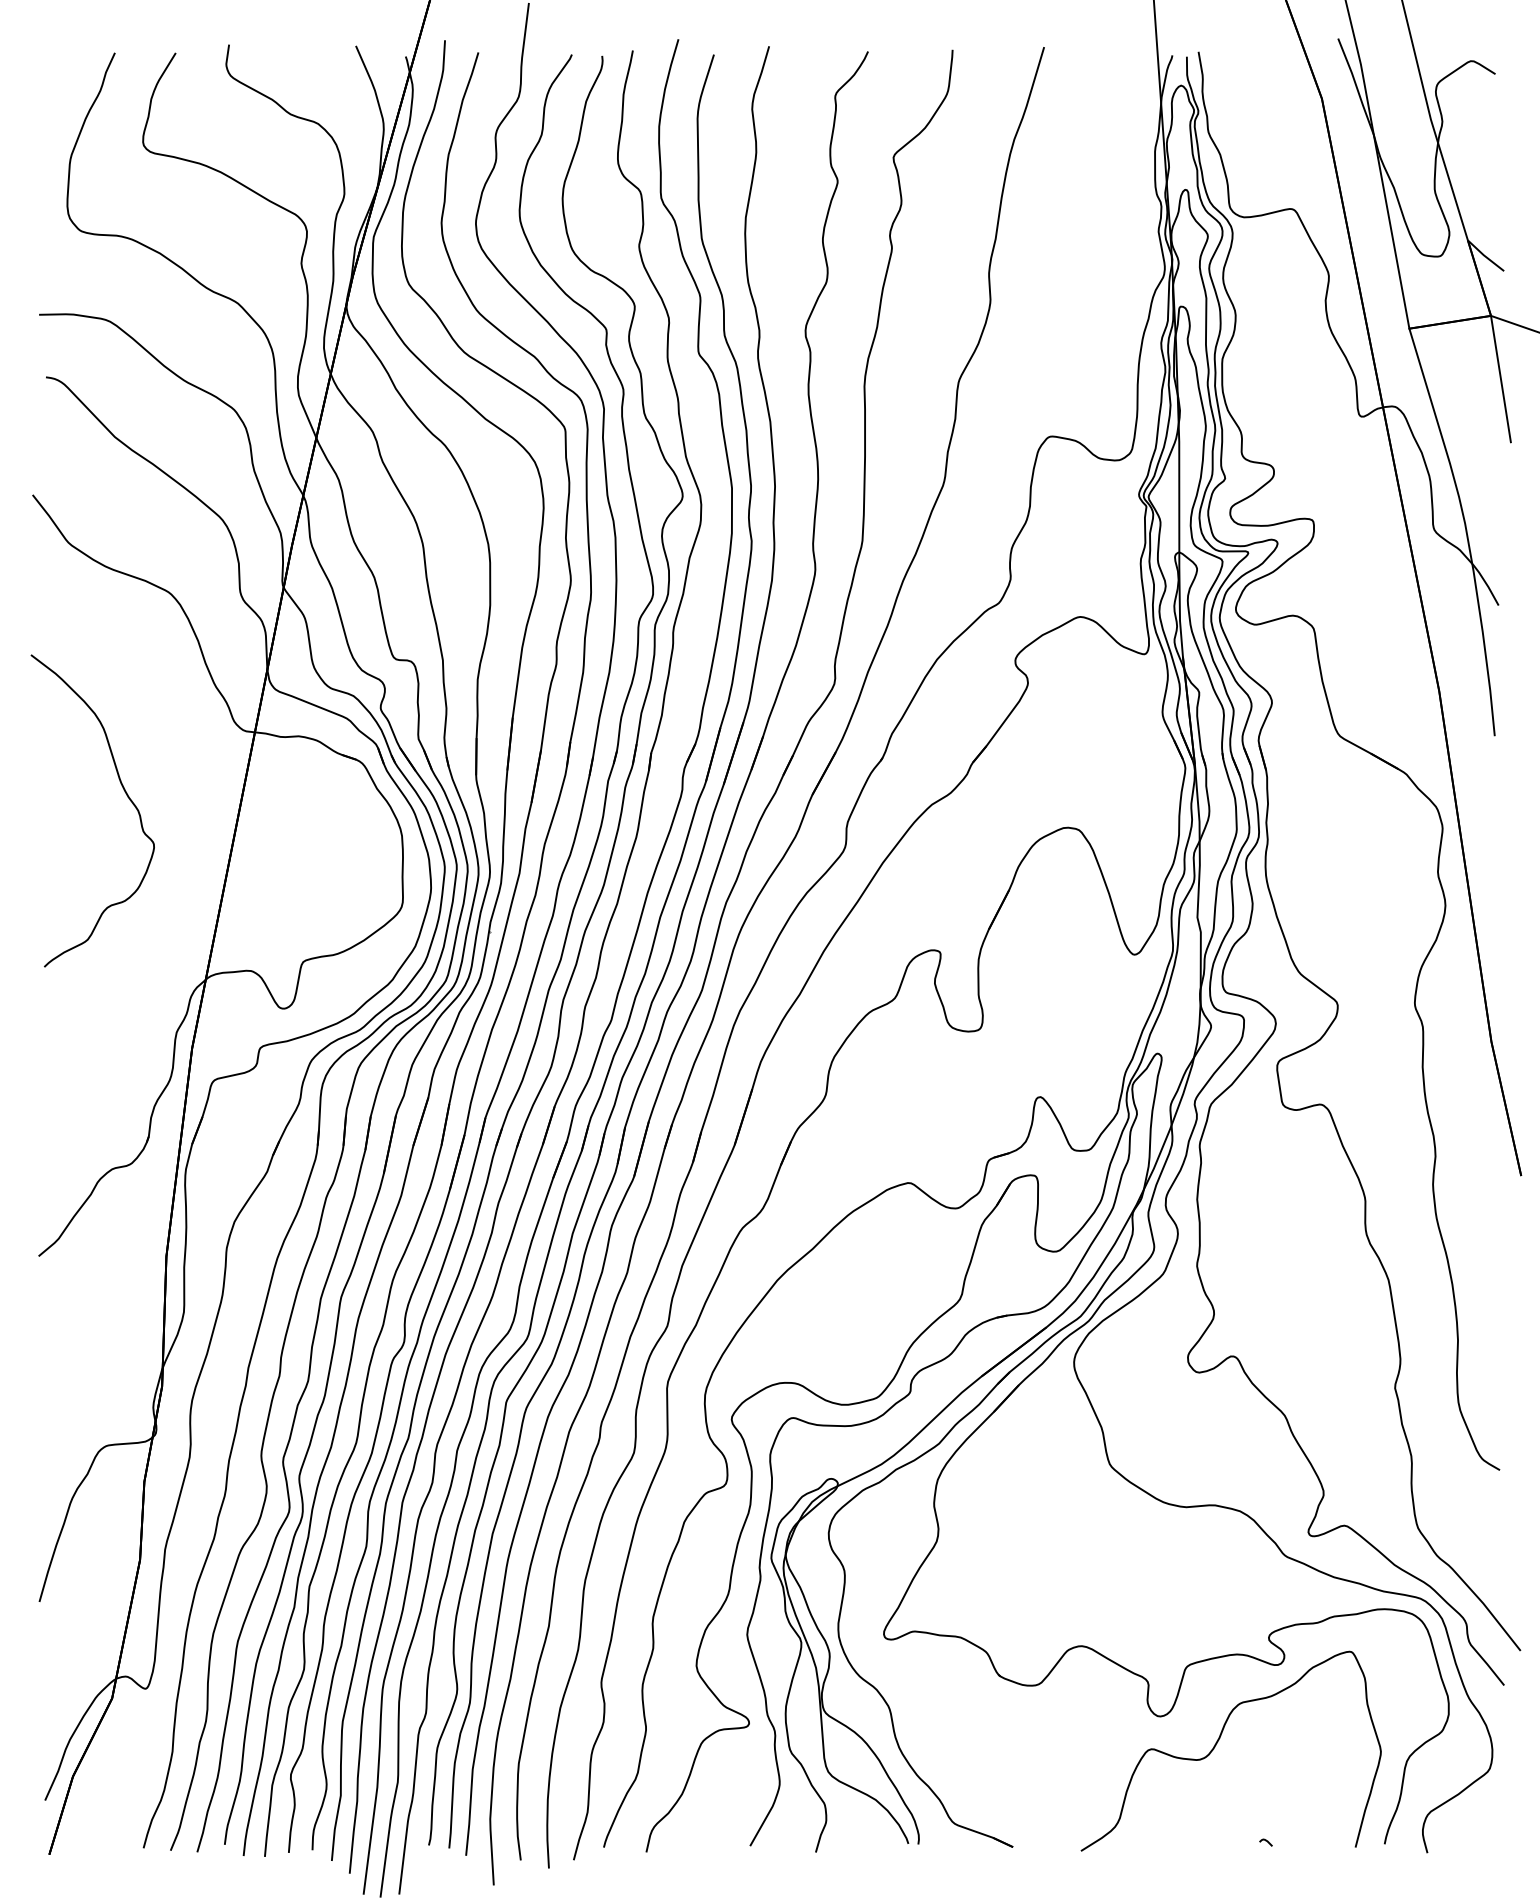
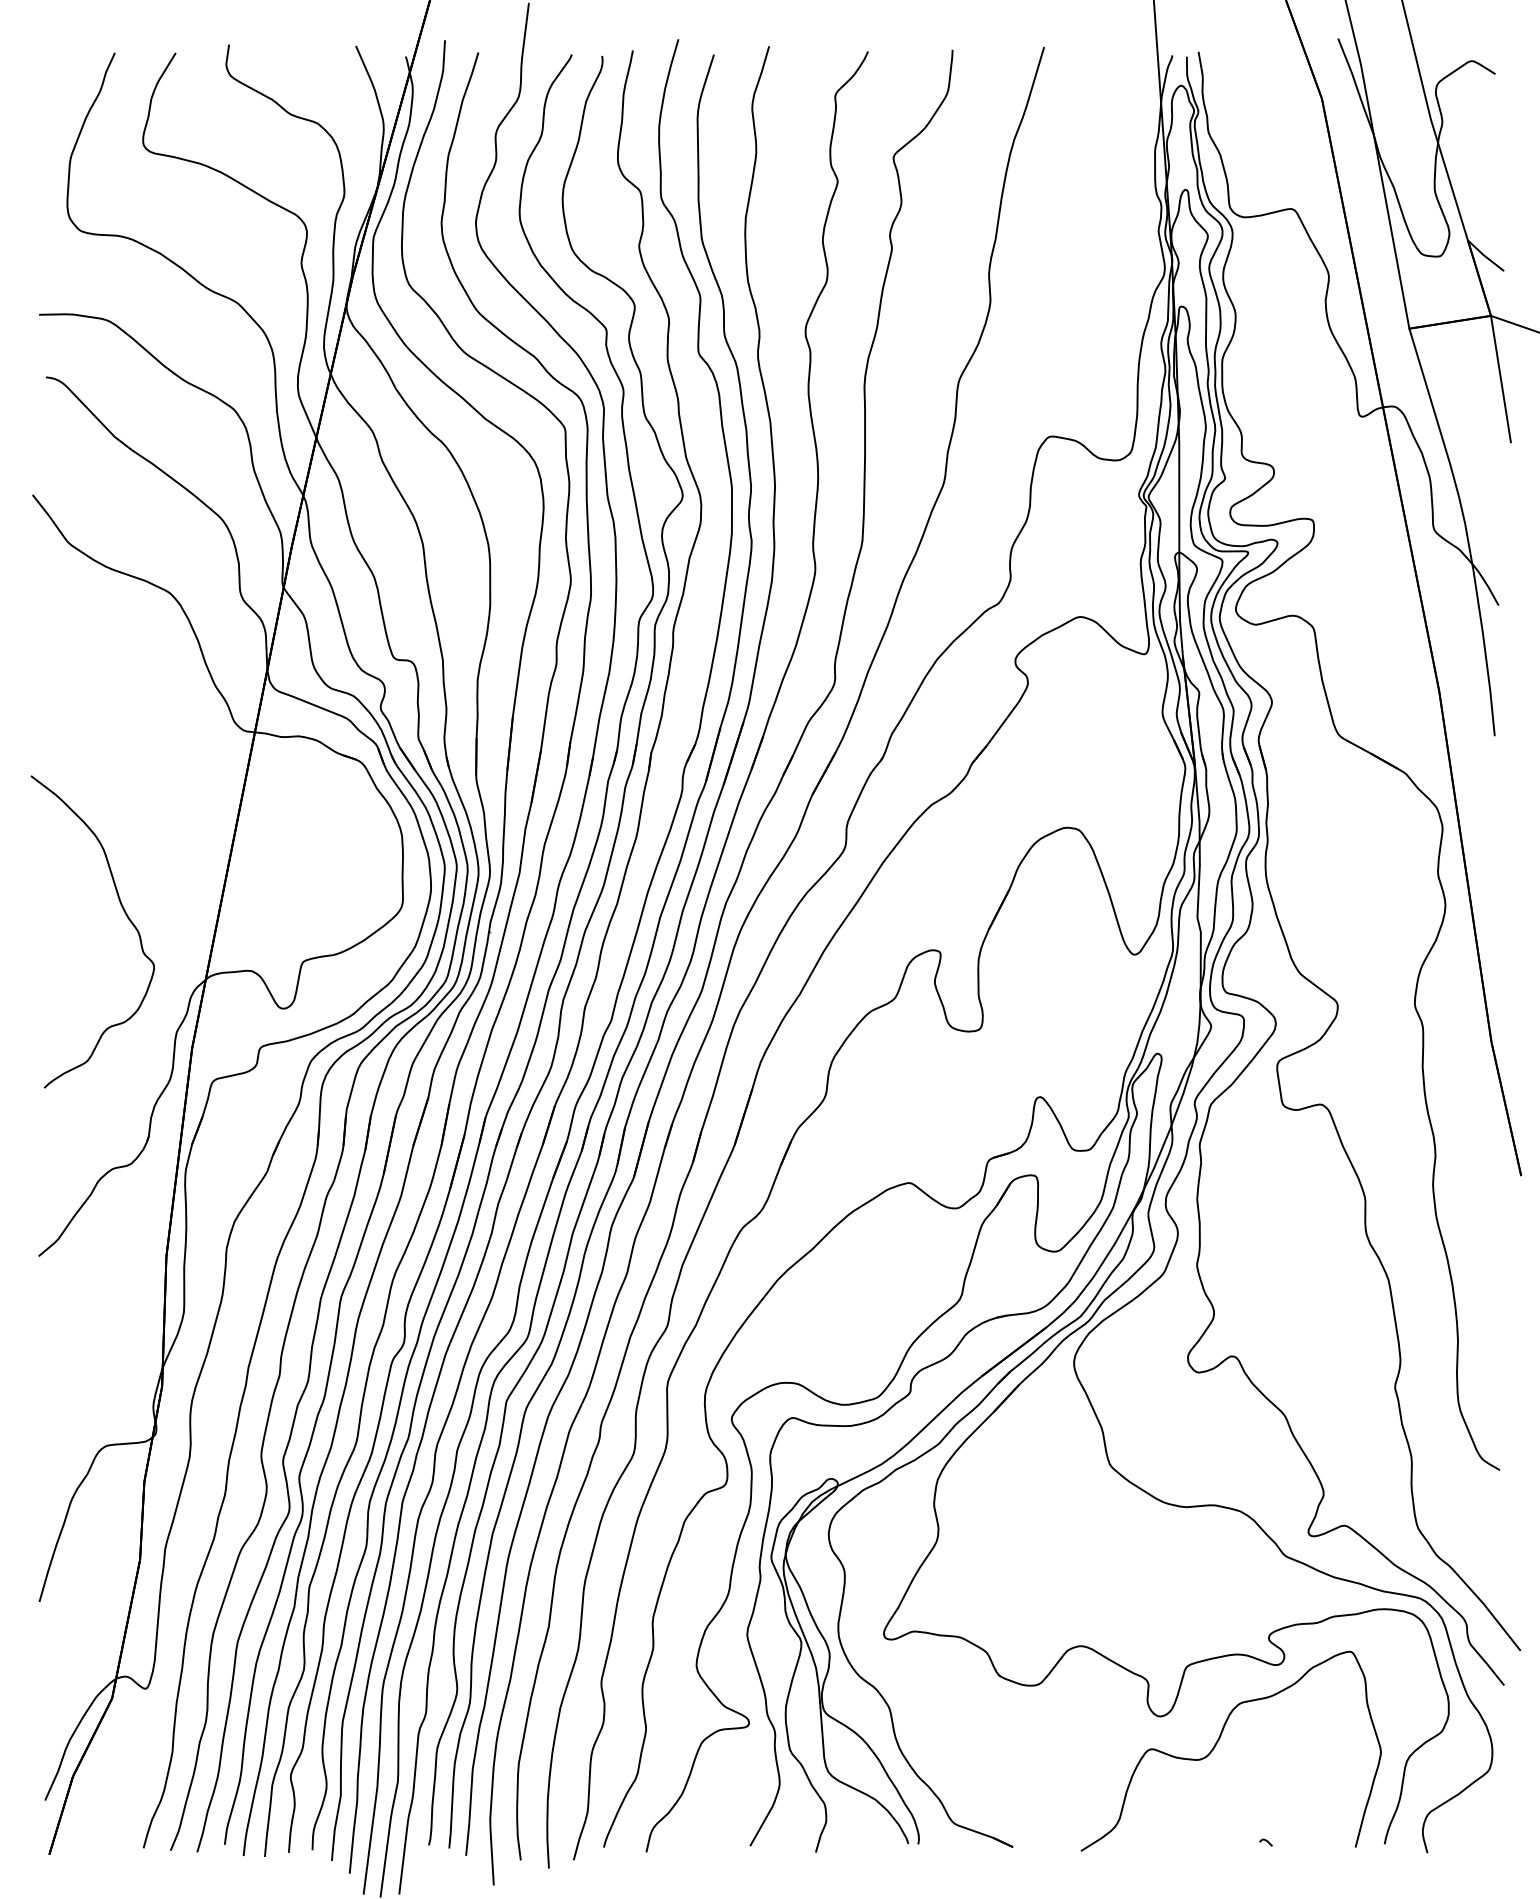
curve position: (124, 792) -> (124, 913) (124, 913)
